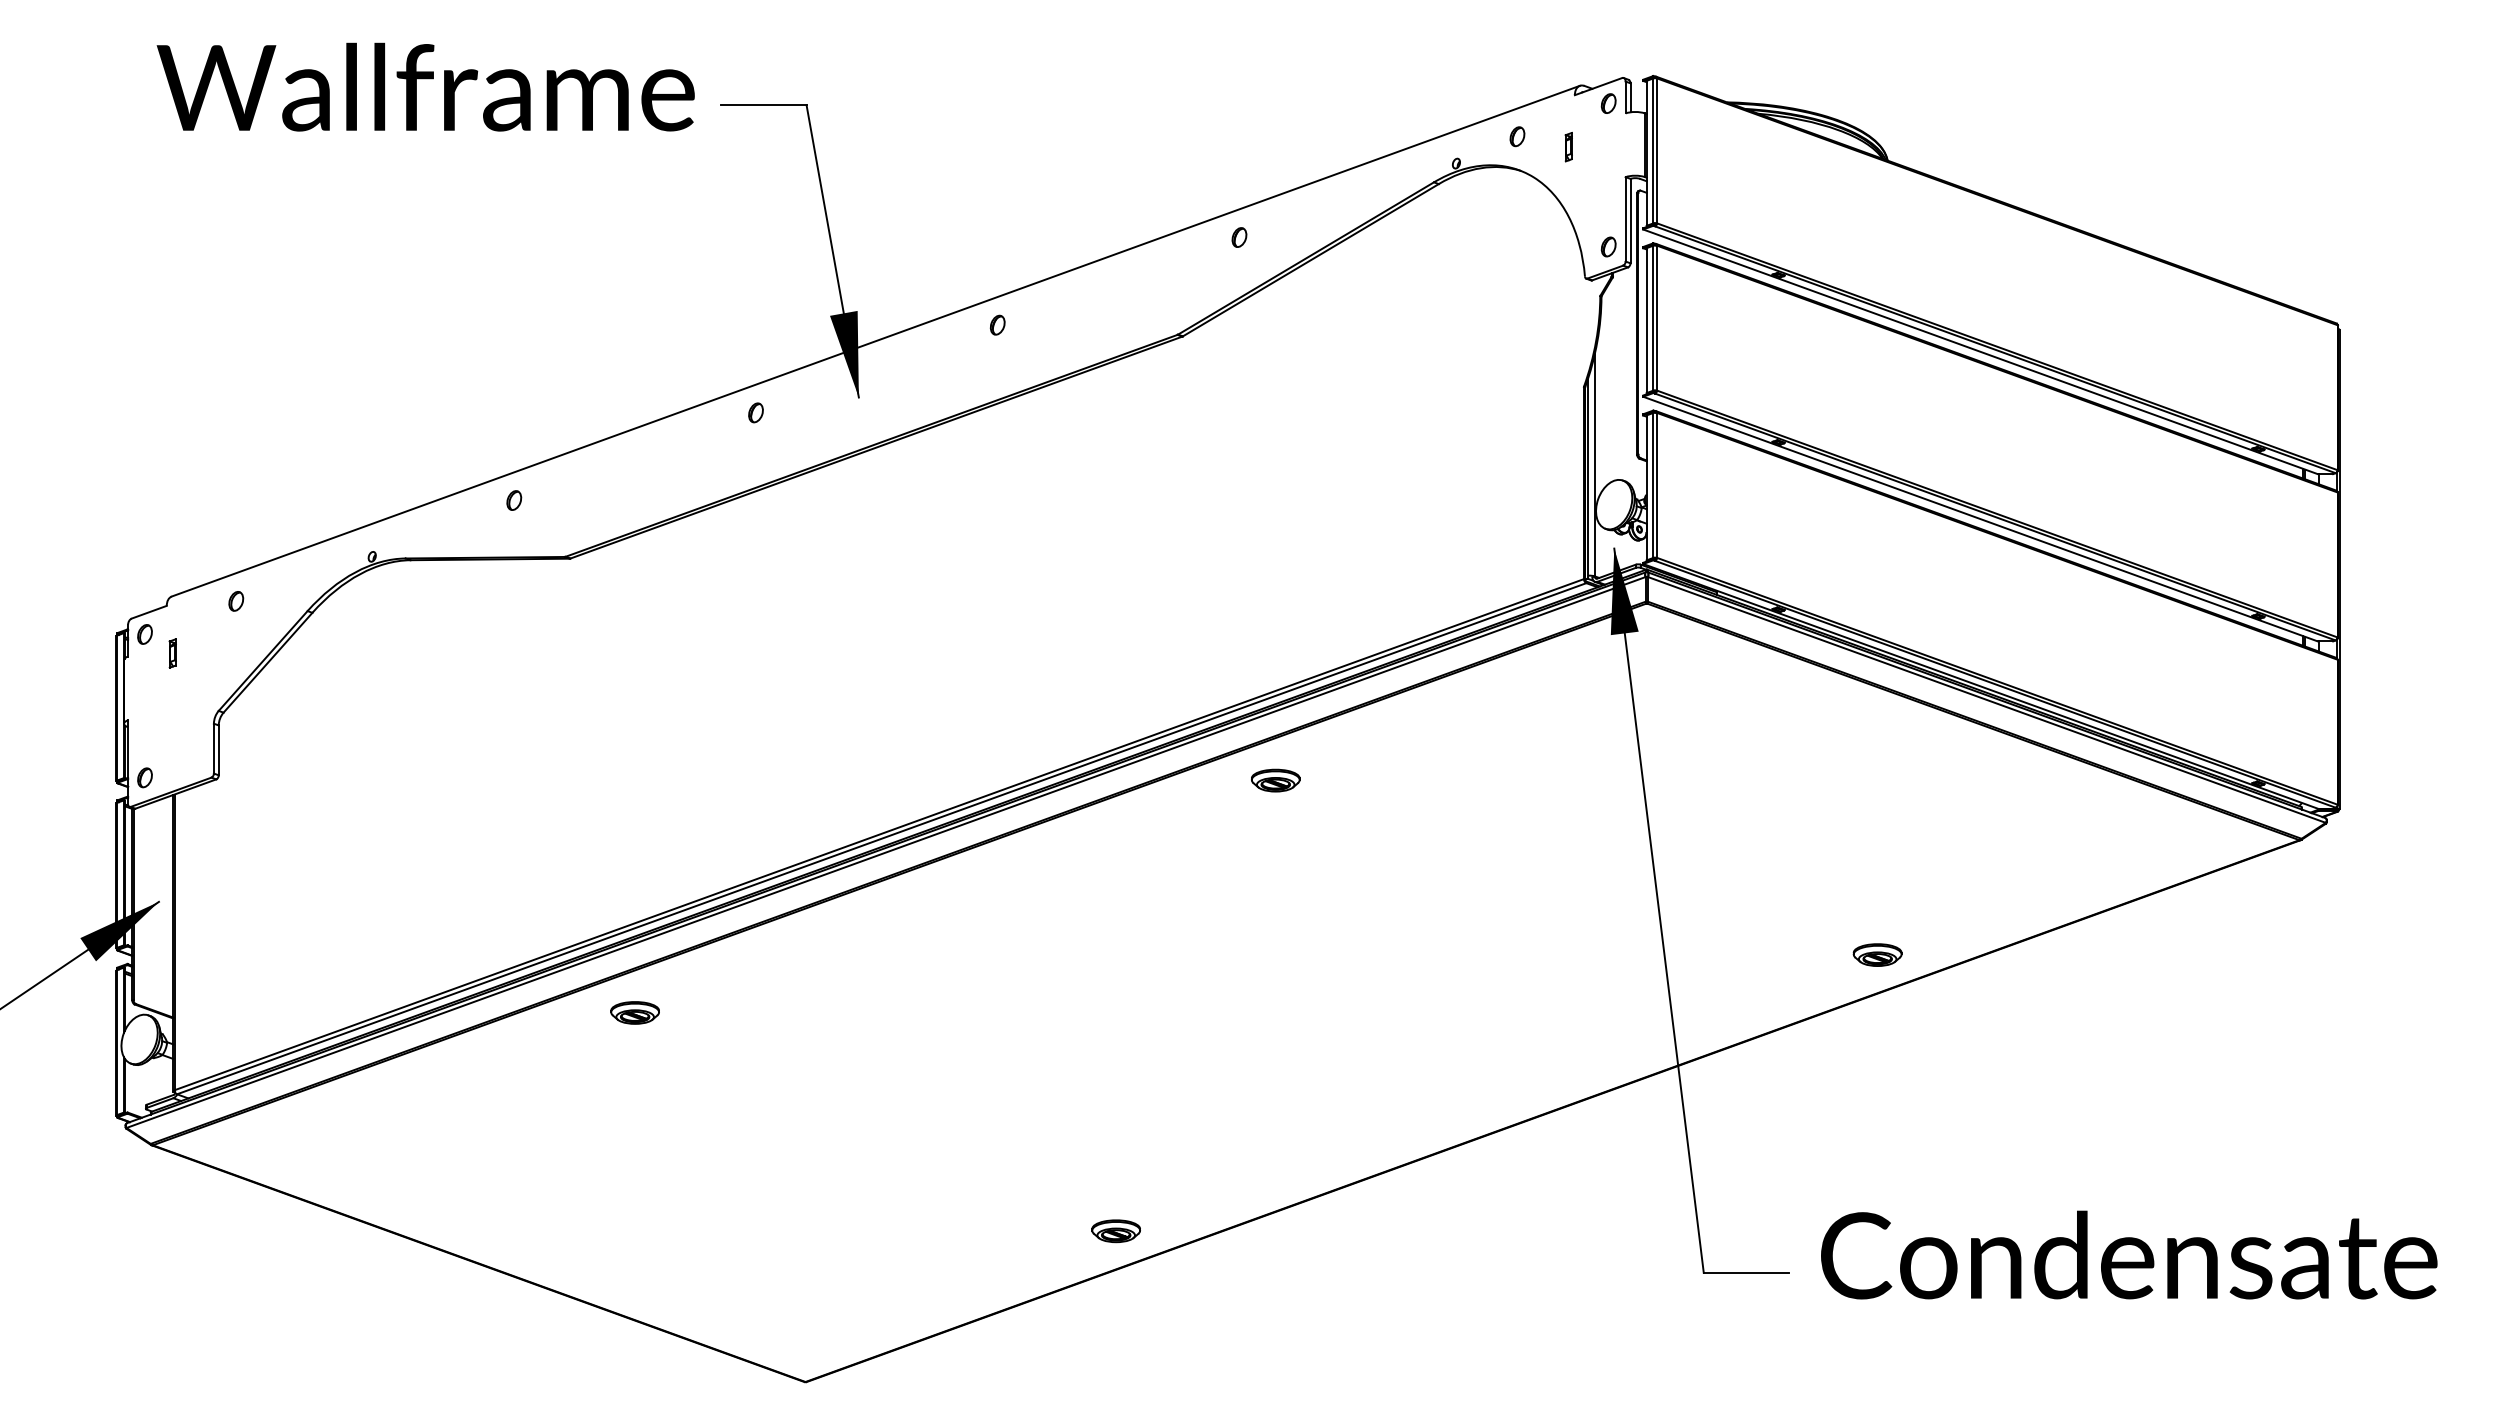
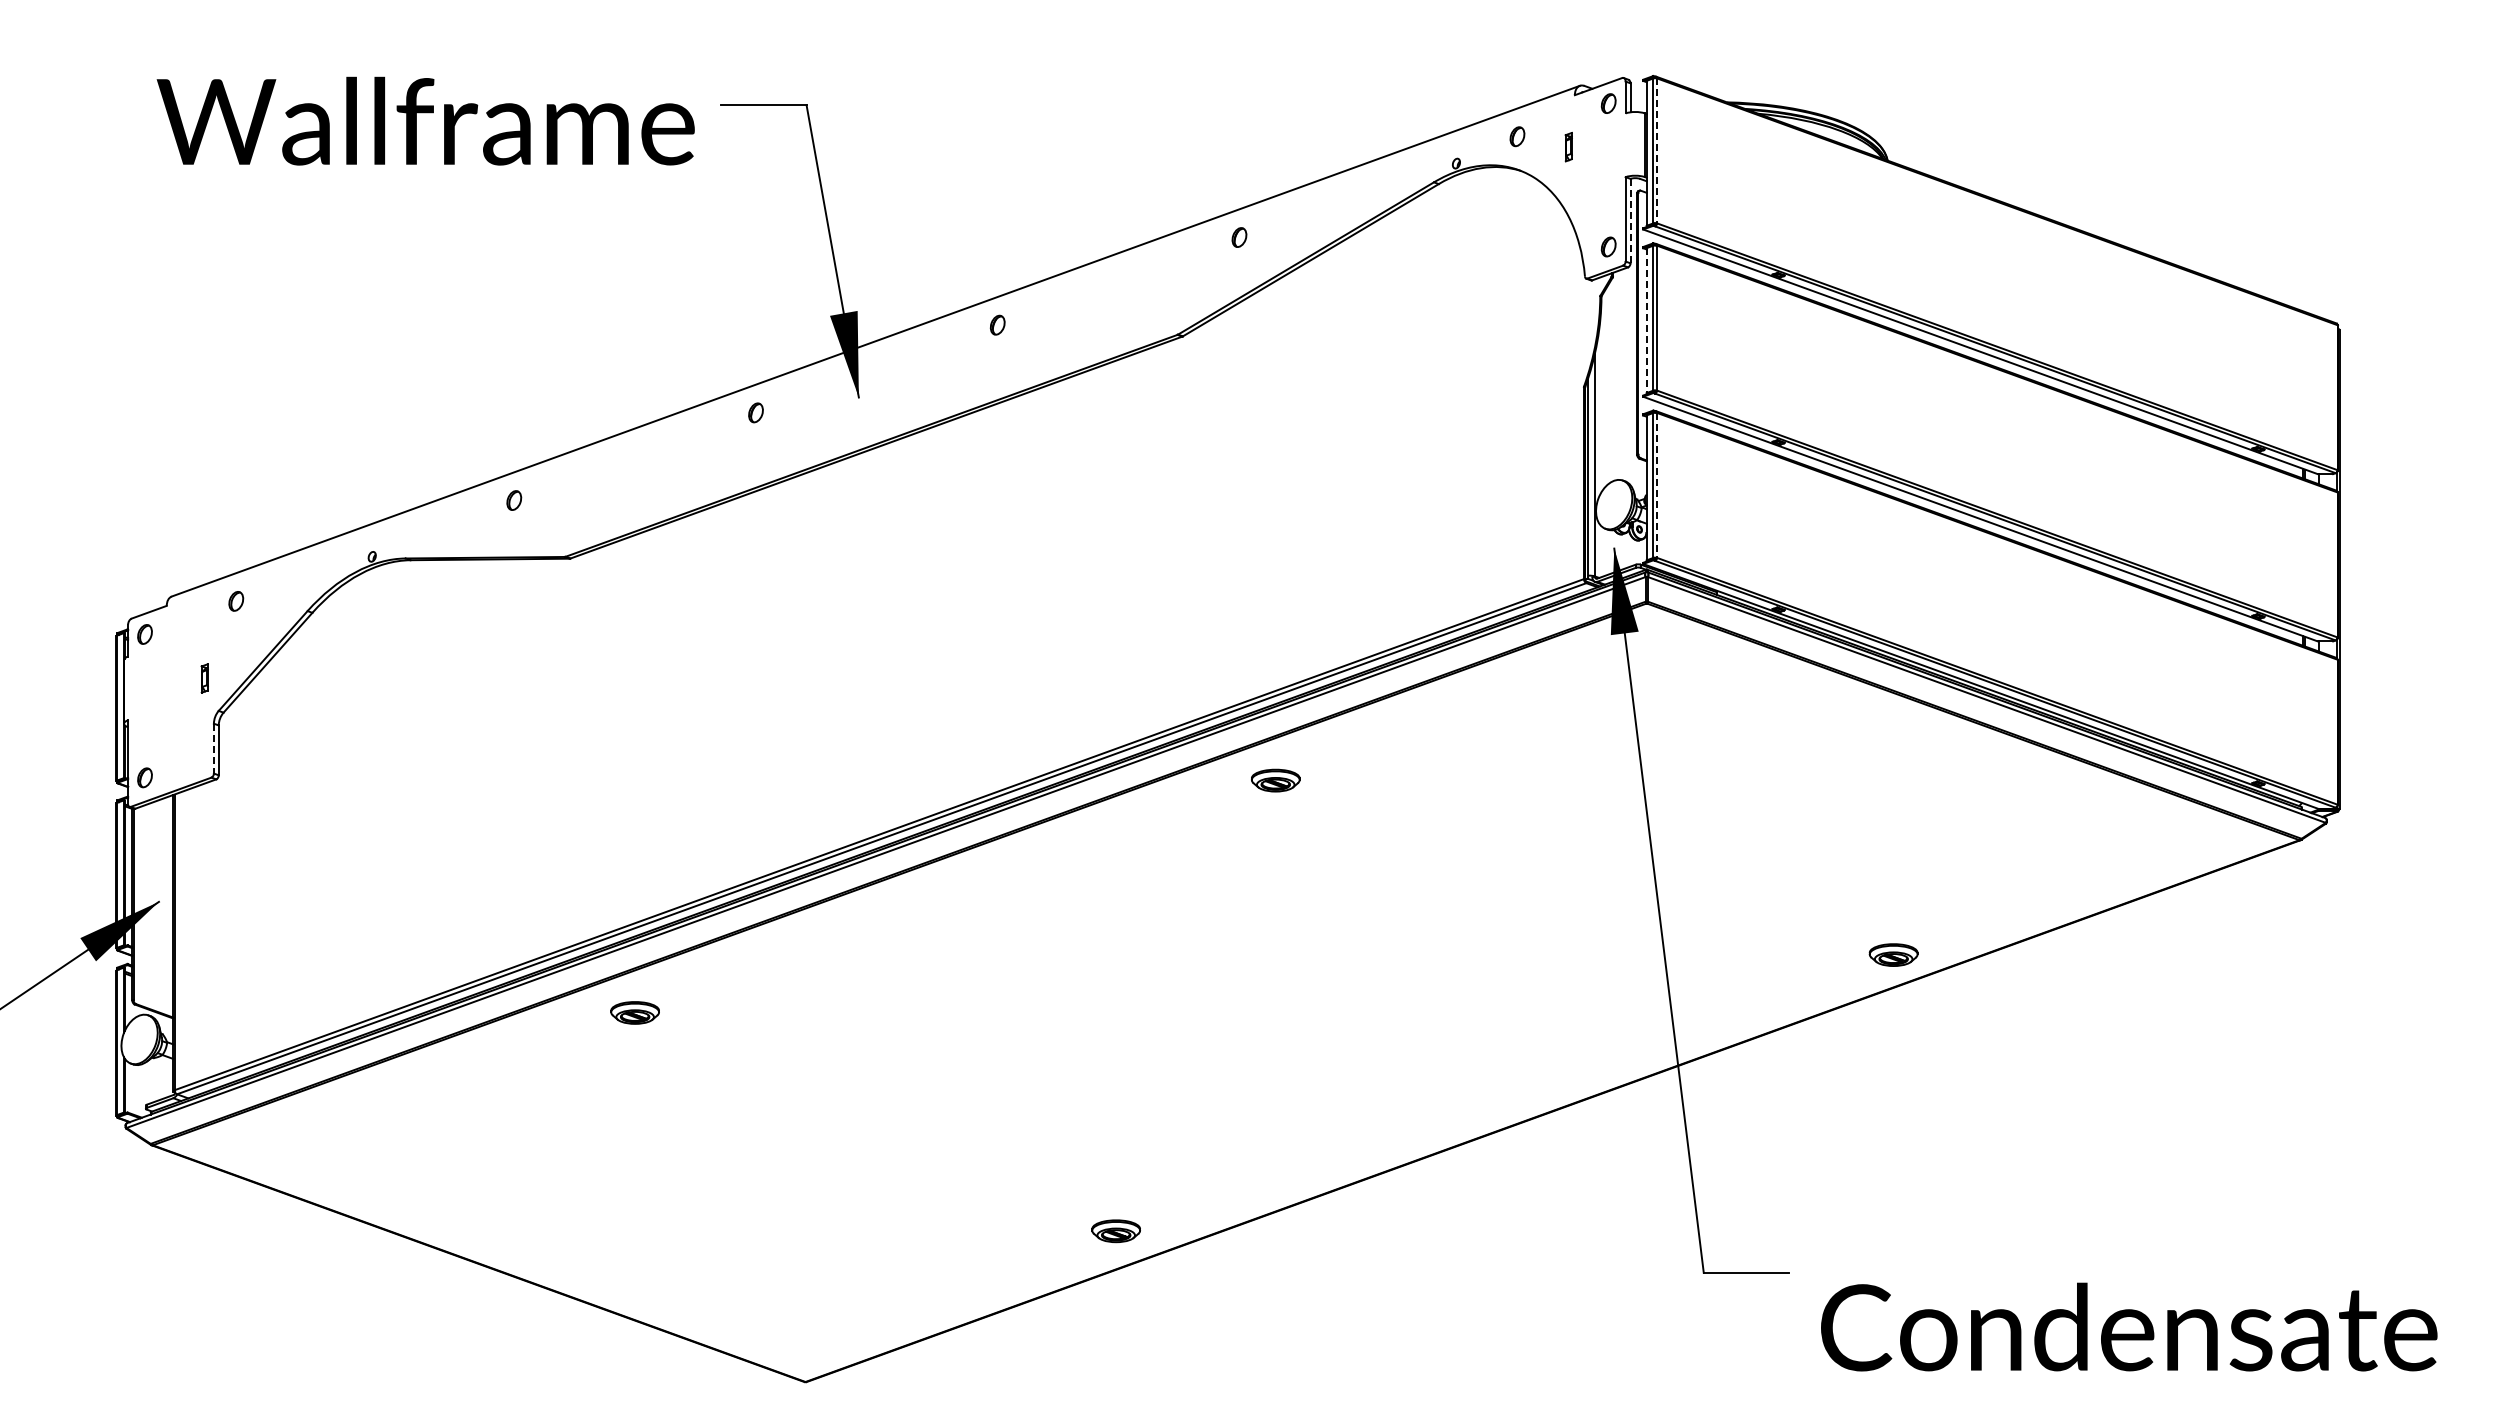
text position: (425, 86) -> (425, 120) (425, 120)
line: solid -> dashed (1657, 151)
line: solid -> dashed (1630, 221)
line: solid -> dashed (1646, 321)
line: solid -> dashed (1657, 485)
part position: (172, 653) -> (204, 678) (204, 678)
line: solid -> dashed (213, 748)
part position: (1877, 954) -> (1893, 954) (1893, 954)
text position: (2129, 1254) -> (2129, 1326) (2129, 1326)
